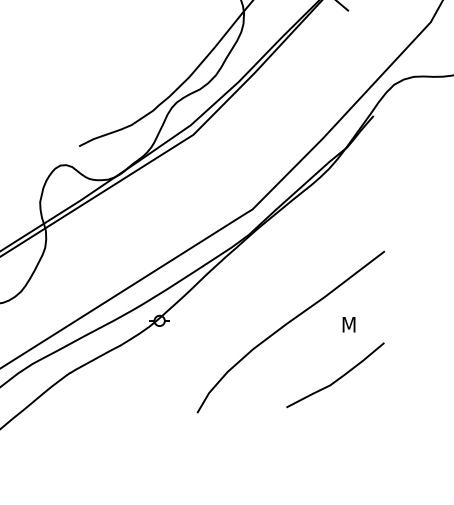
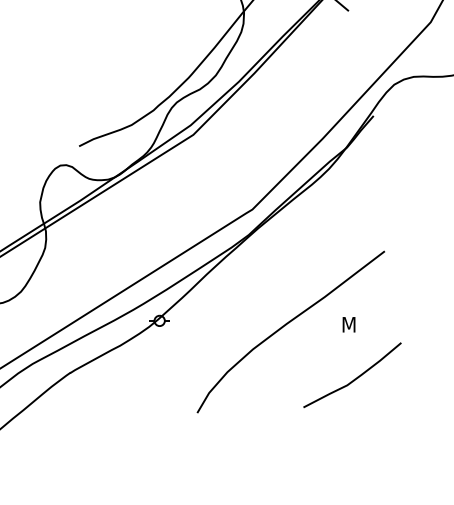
curve position: (337, 378) -> (354, 378) (354, 378)
